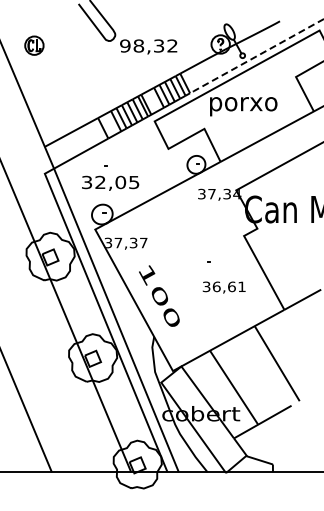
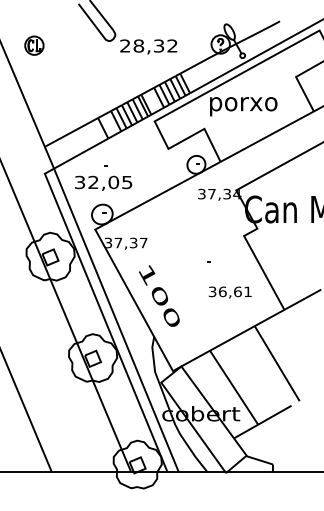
text: 98,32 -> 28,32 (125, 45)
line: dashed -> solid (255, 56)
text position: (110, 182) -> (103, 182) (103, 182)
text position: (223, 287) -> (229, 292) (229, 292)
